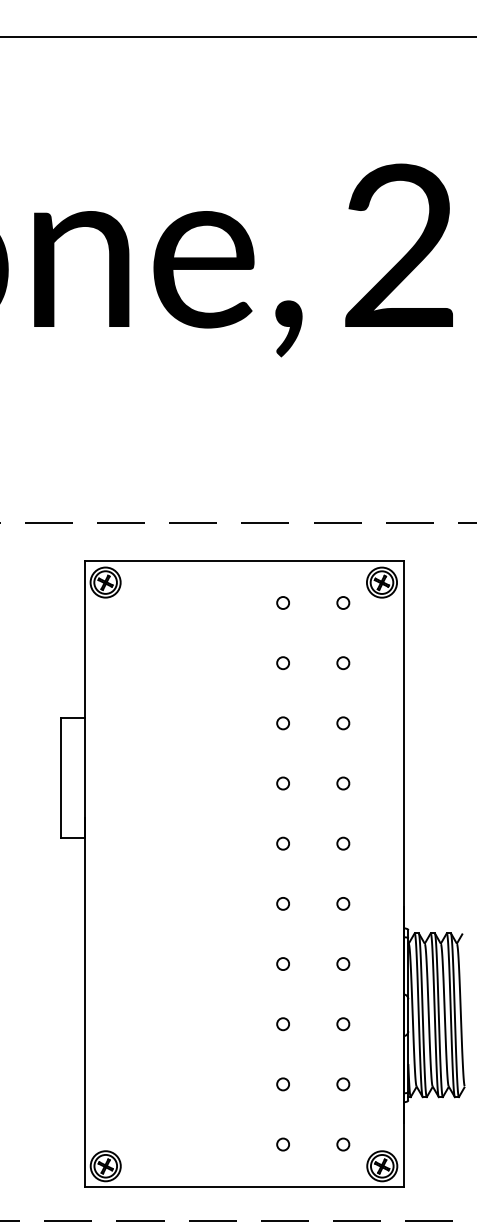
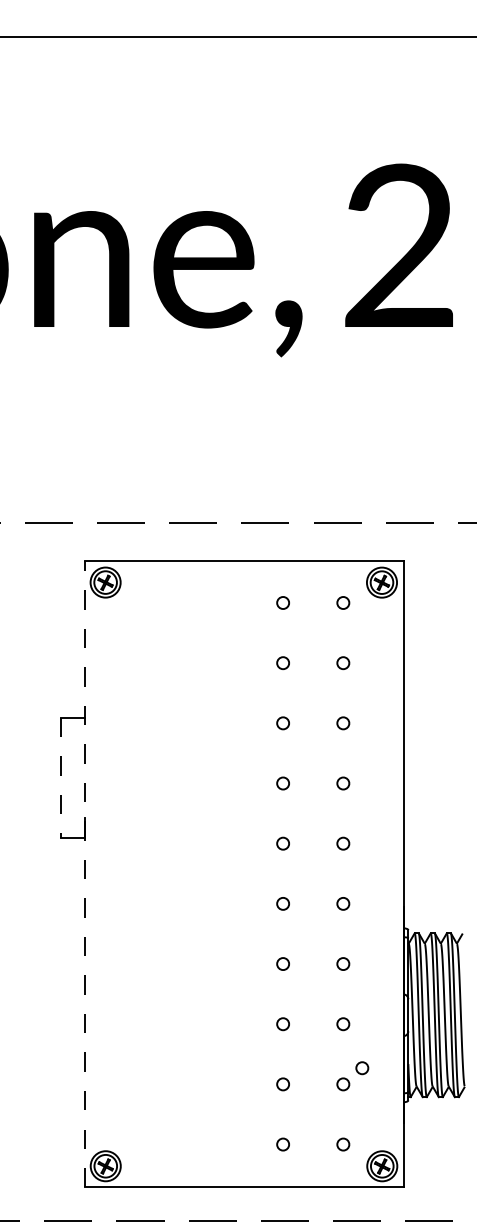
line: solid -> dashed (60, 778)
line: solid -> dashed (84, 874)
circle: none -> present (362, 1068)
